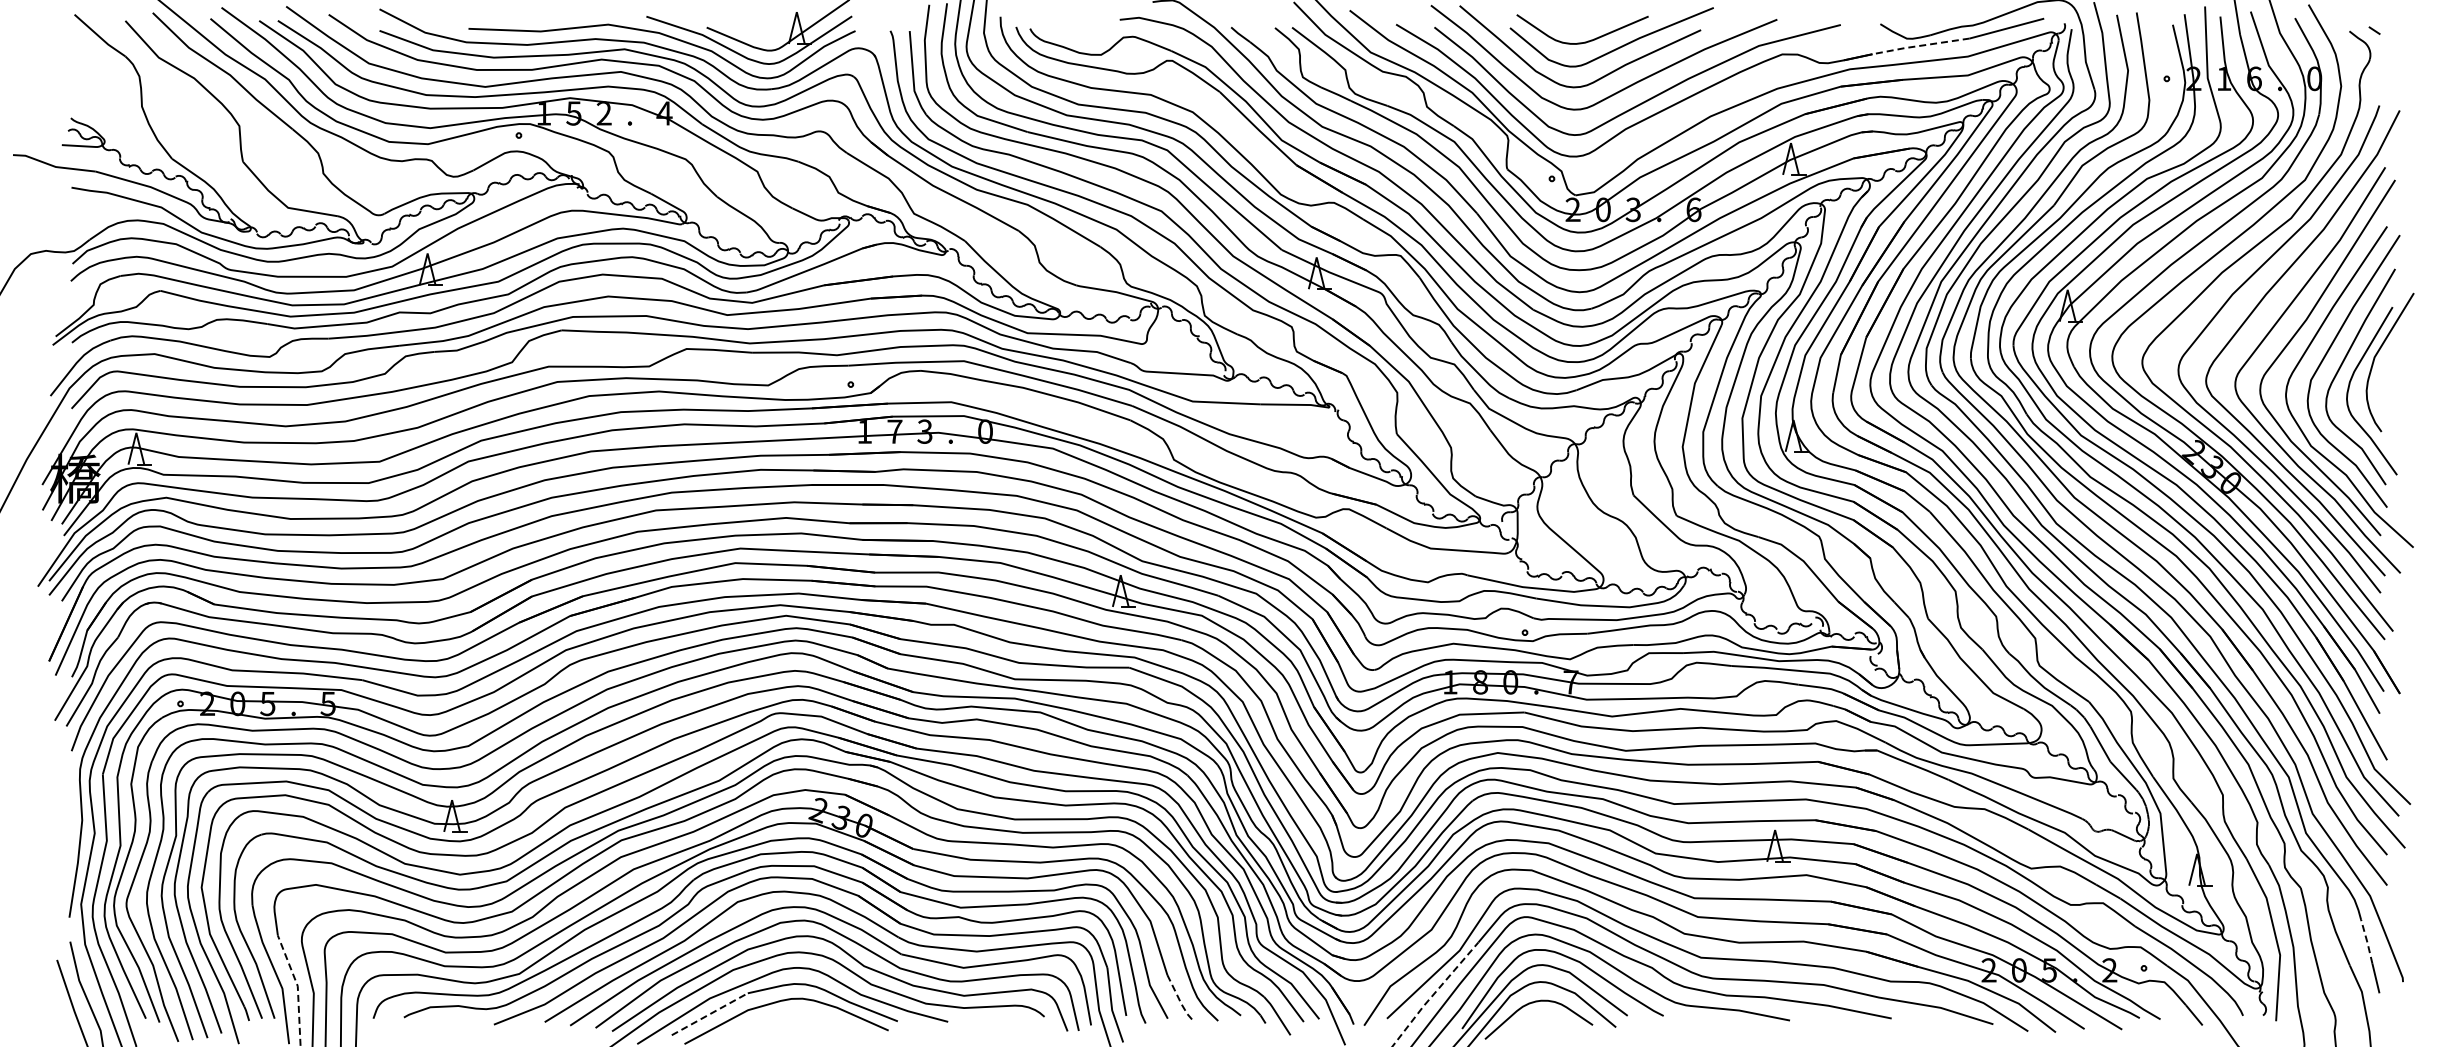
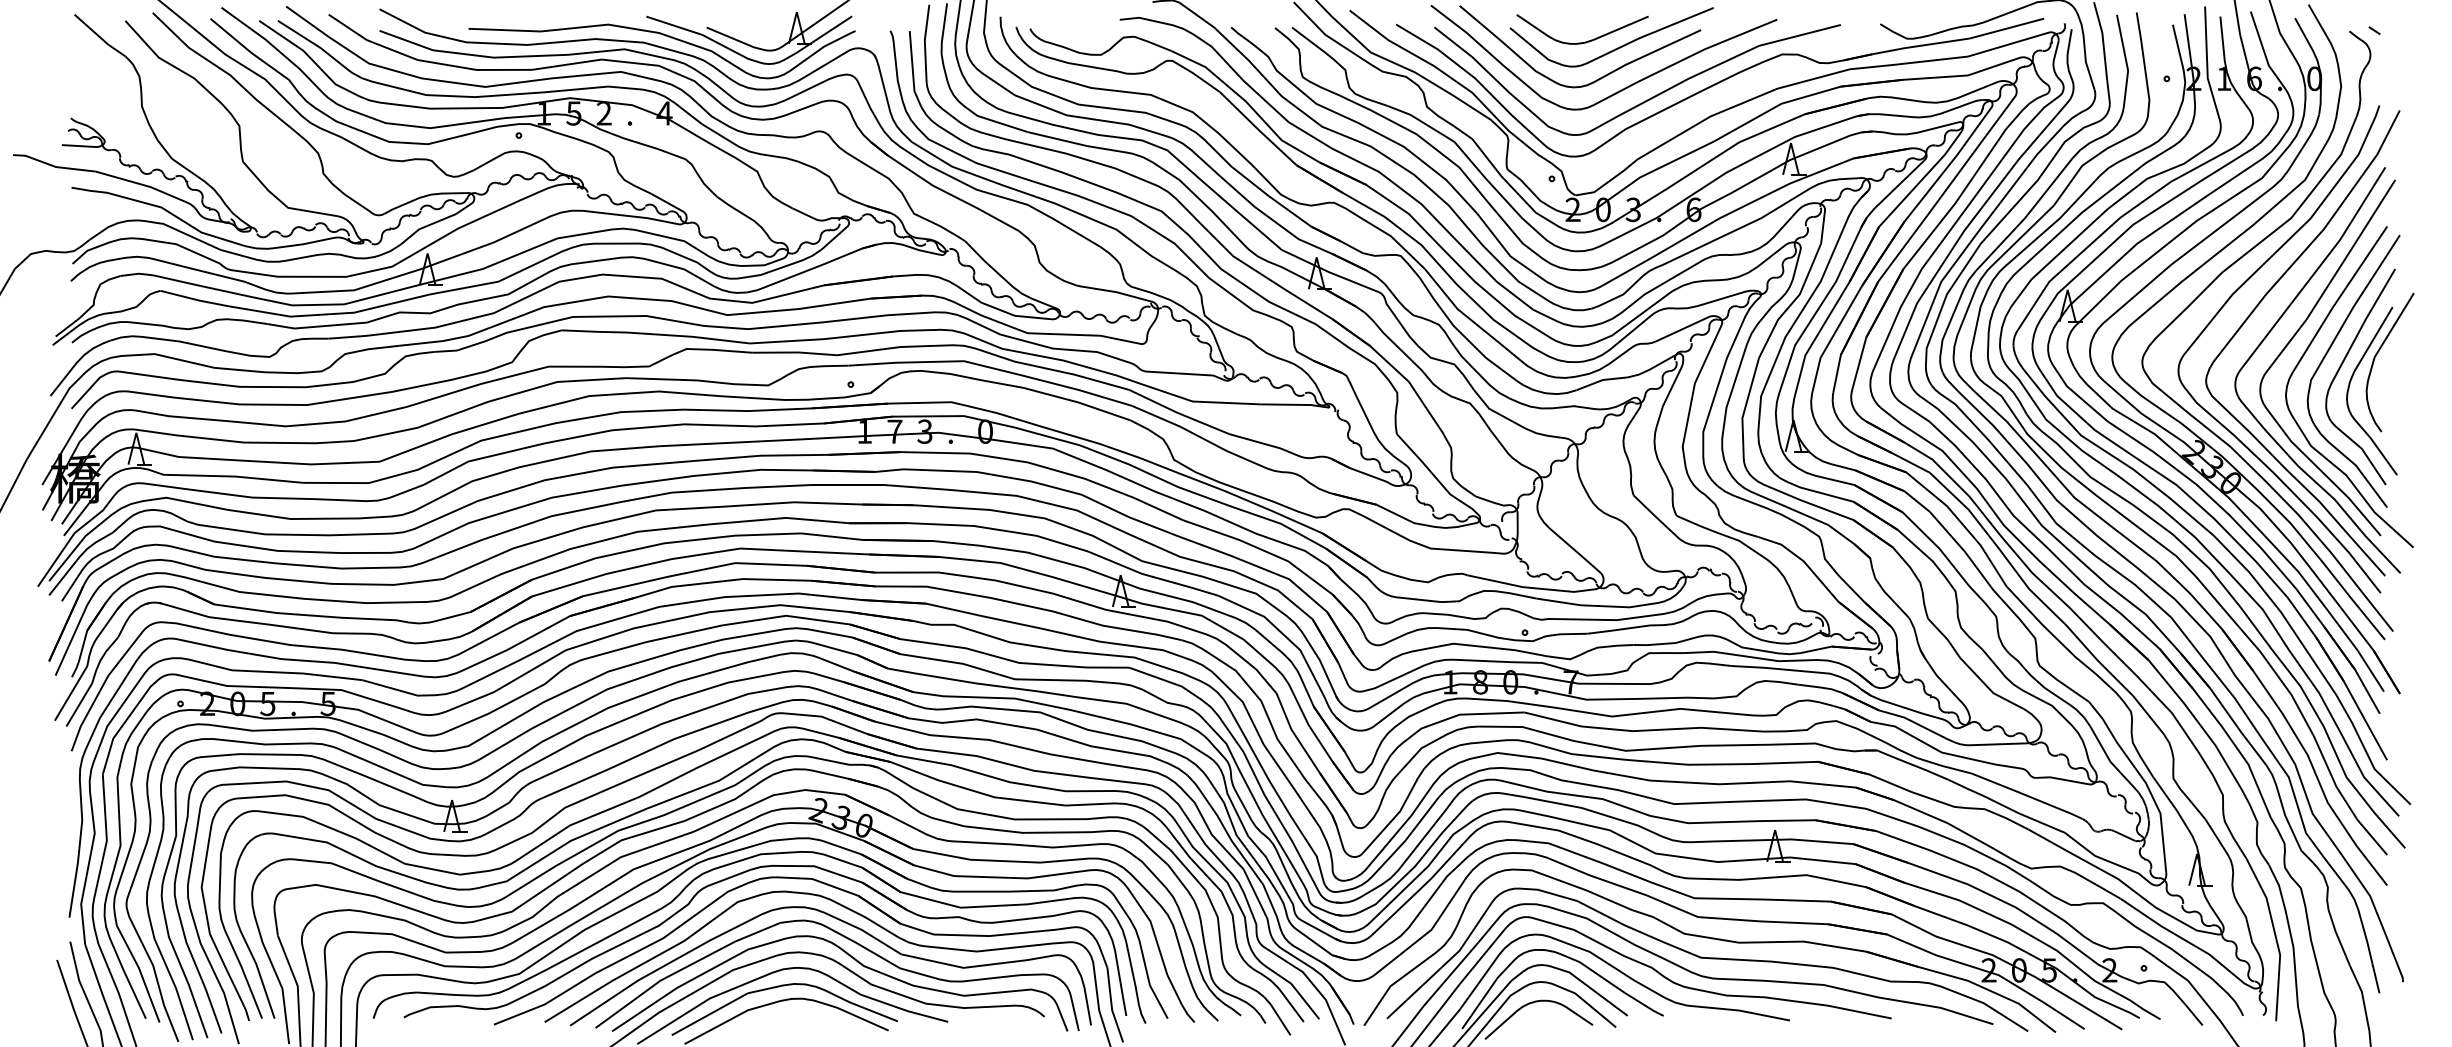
line: dashed -> solid (1920, 45)
line: dashed -> solid (2367, 941)
line: dashed -> solid (297, 988)
line: dashed -> solid (1434, 993)
line: dashed -> solid (1180, 1001)
line: dashed -> solid (710, 1014)
